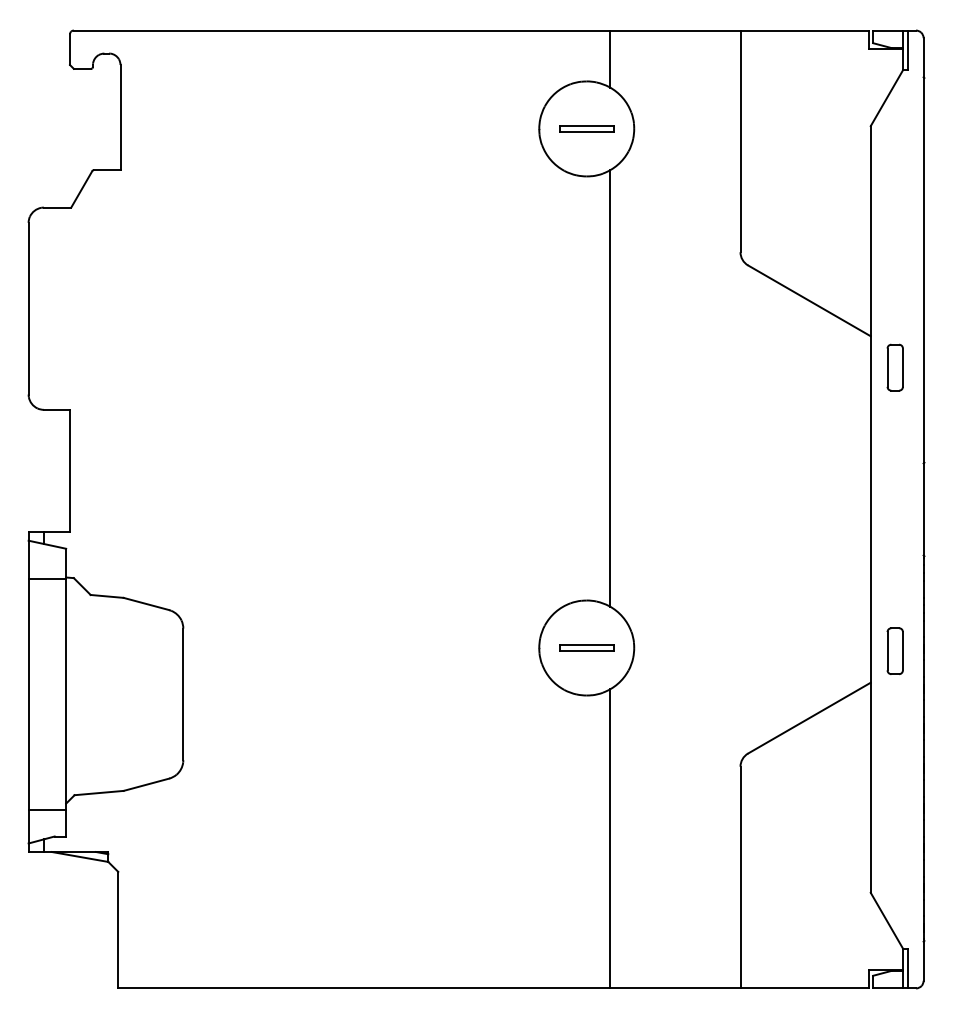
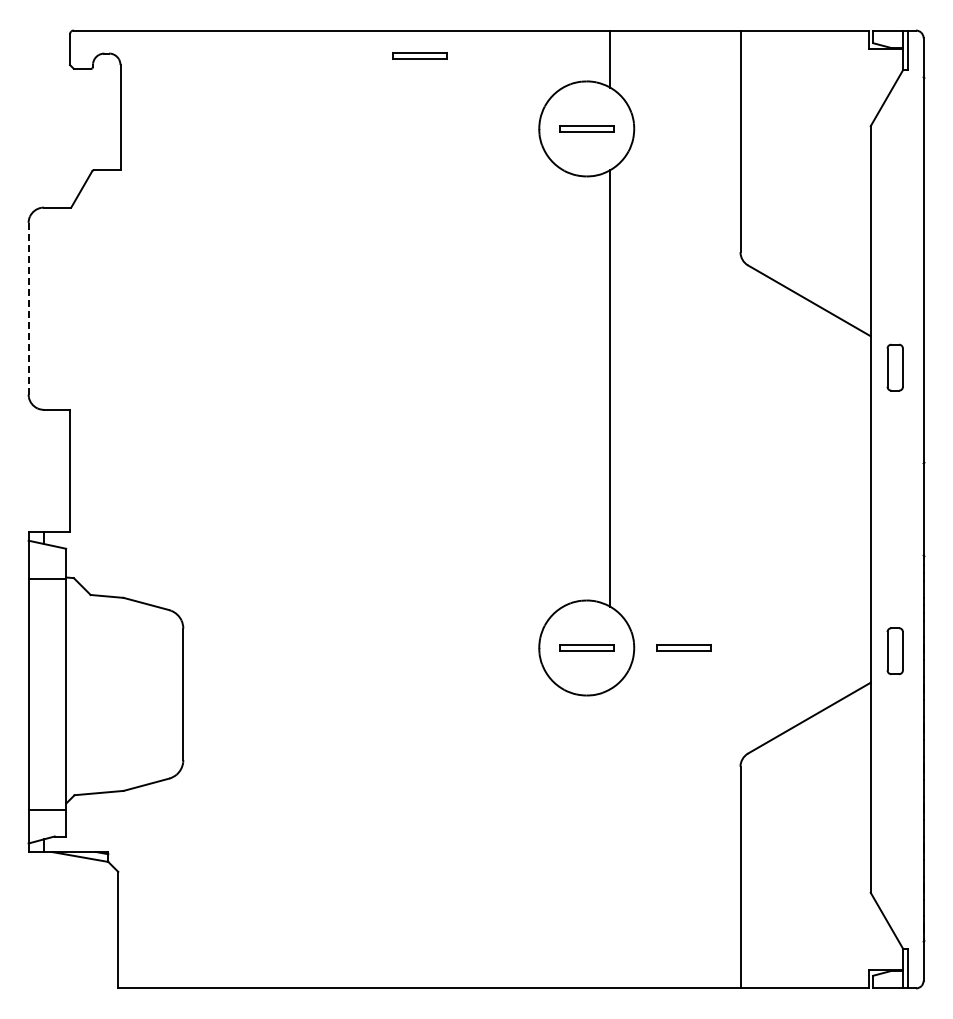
part: none -> present (419, 55)
line: solid -> dashed (28, 308)
part: none -> present (683, 647)
line: present -> none (610, 838)
